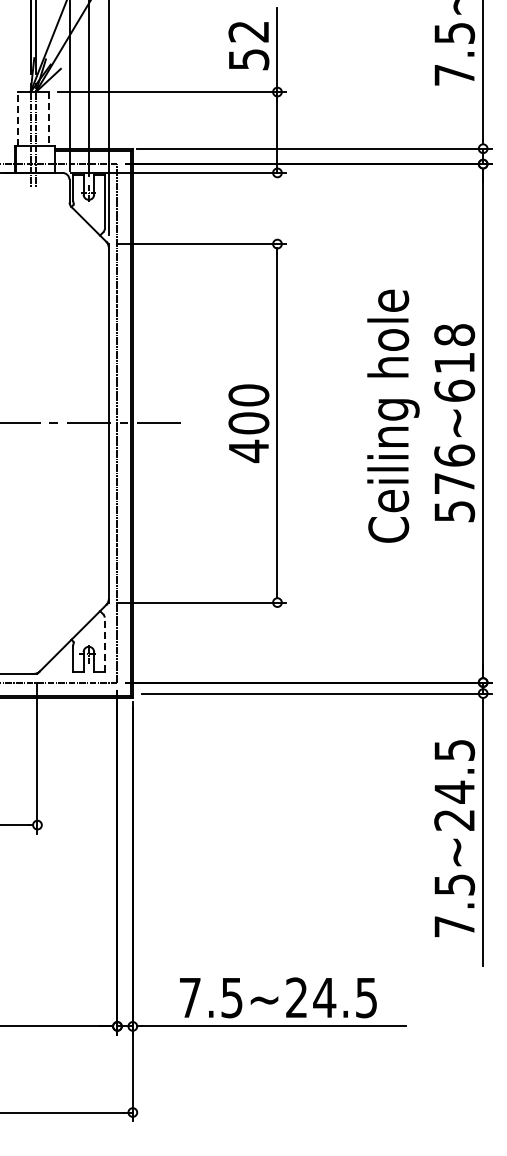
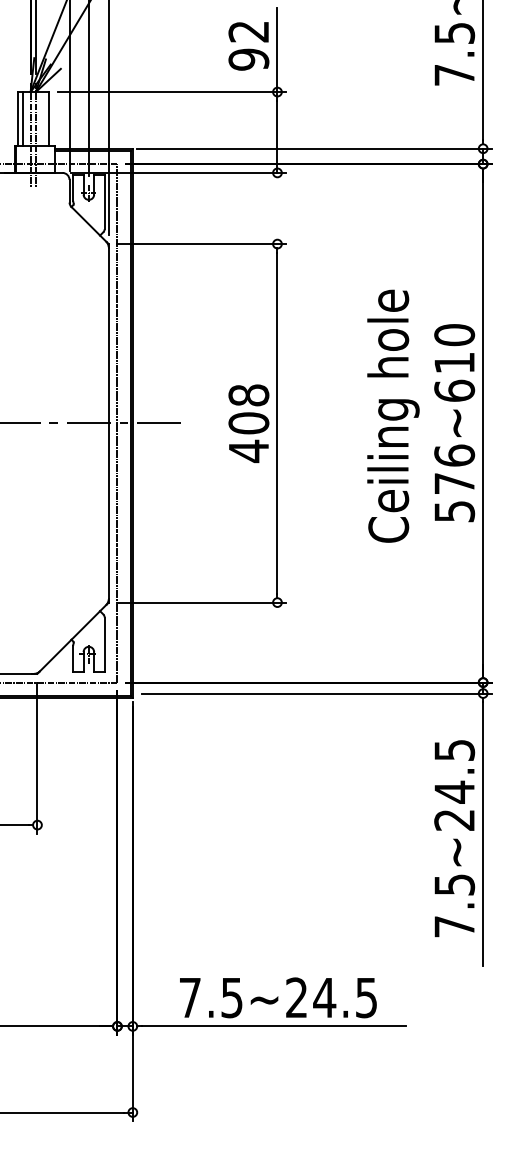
text: 52 -> 92 (248, 59)
line: dashed -> solid (17, 119)
line: none -> present (22, 119)
line: dashed -> solid (48, 119)
text: 576~618 -> 576~610 (454, 335)
text: 400 -> 408 (248, 395)
line: dashed -> solid (104, 644)
